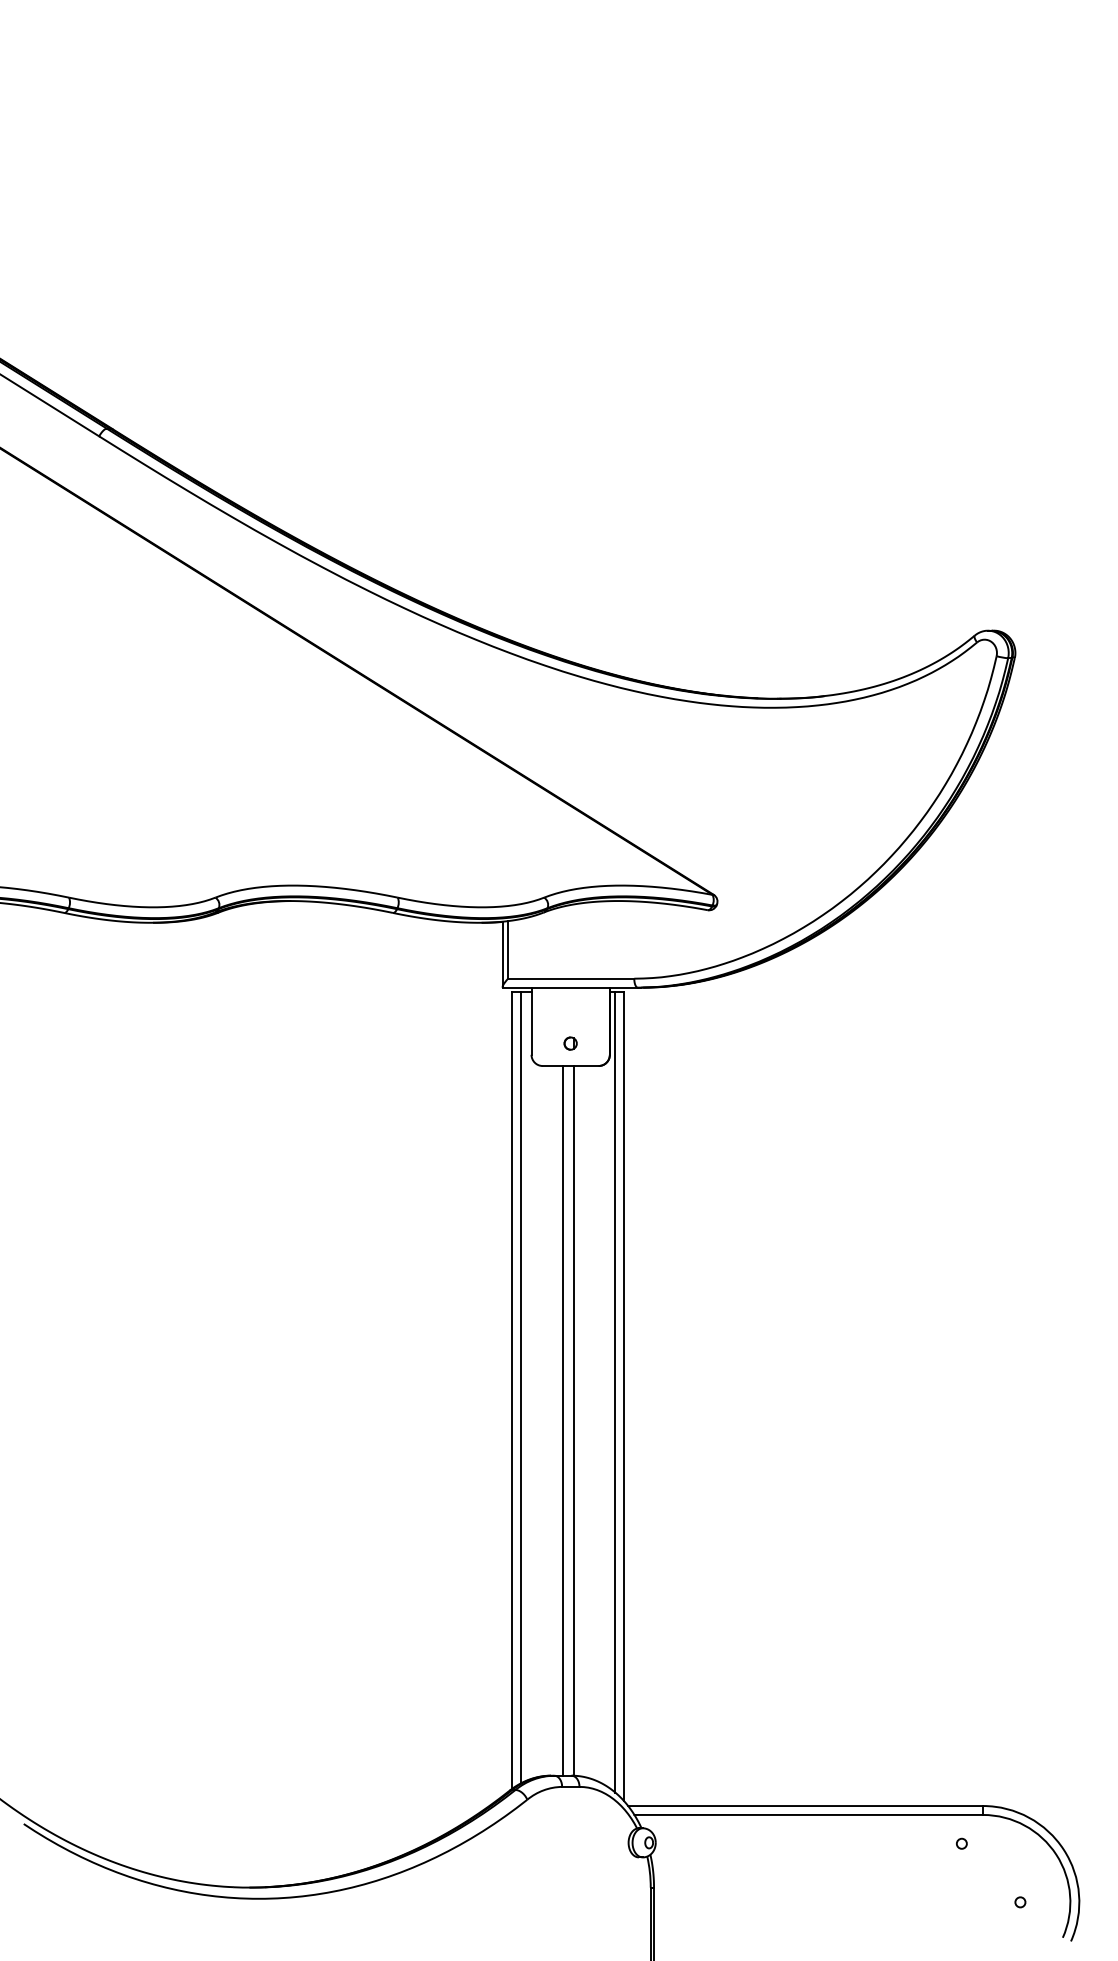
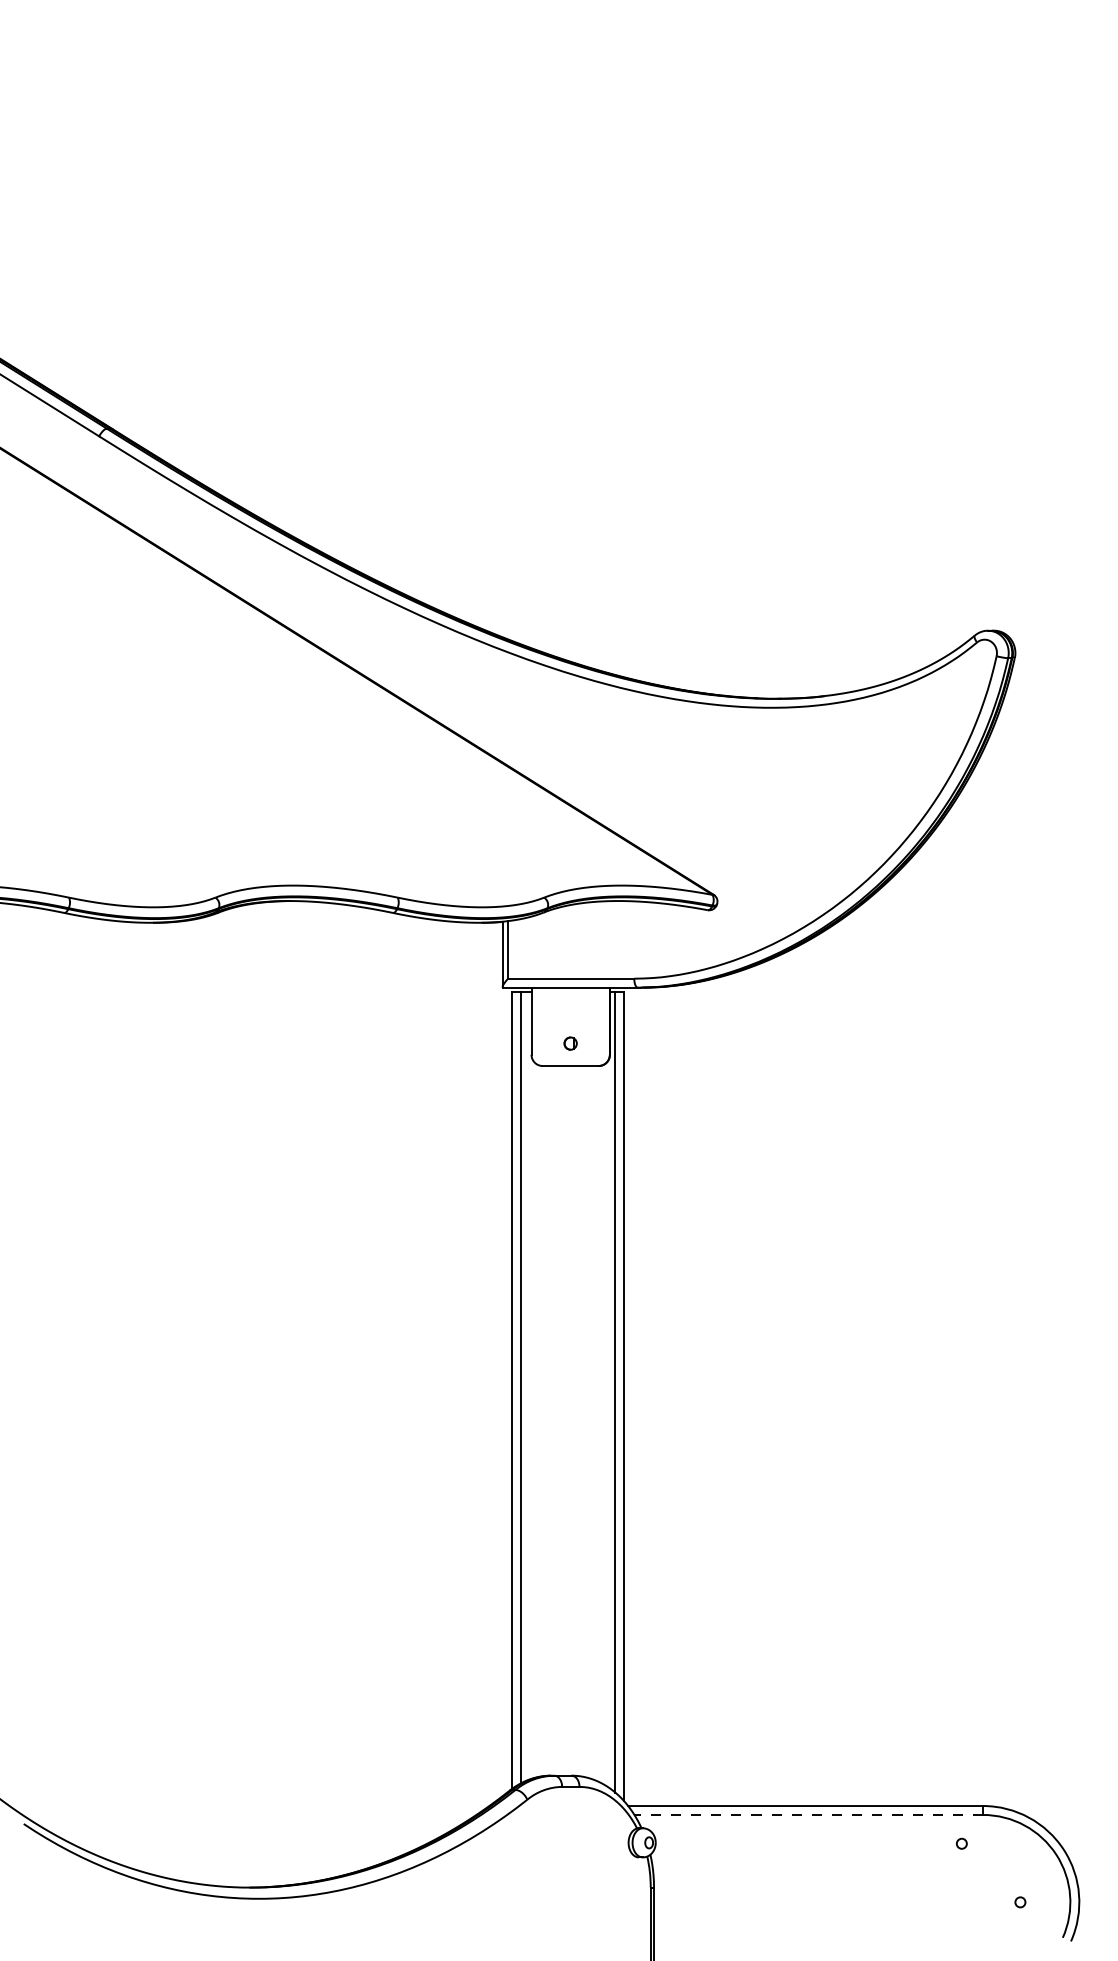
line: present -> none (562, 1420)
line: present -> none (573, 1420)
line: solid -> dashed (808, 1814)
